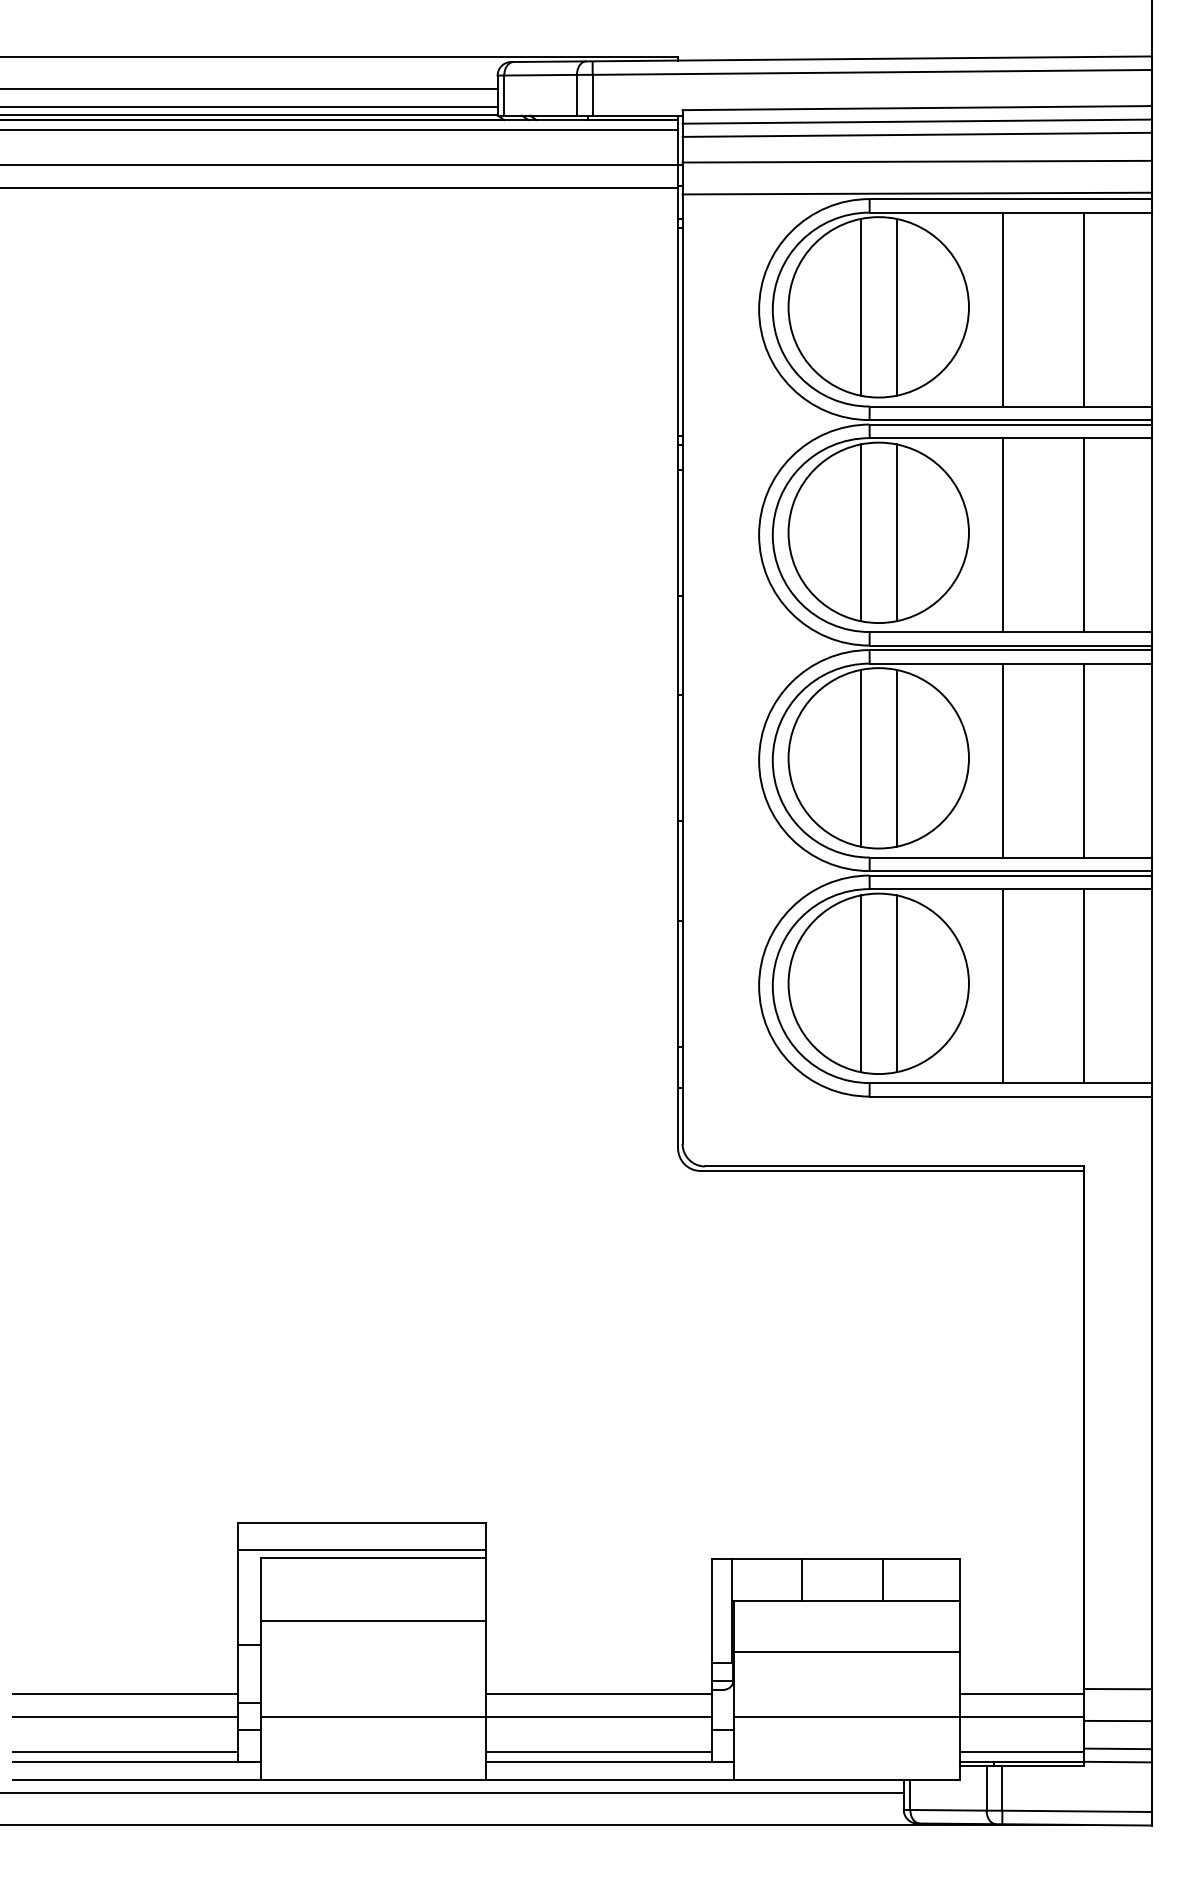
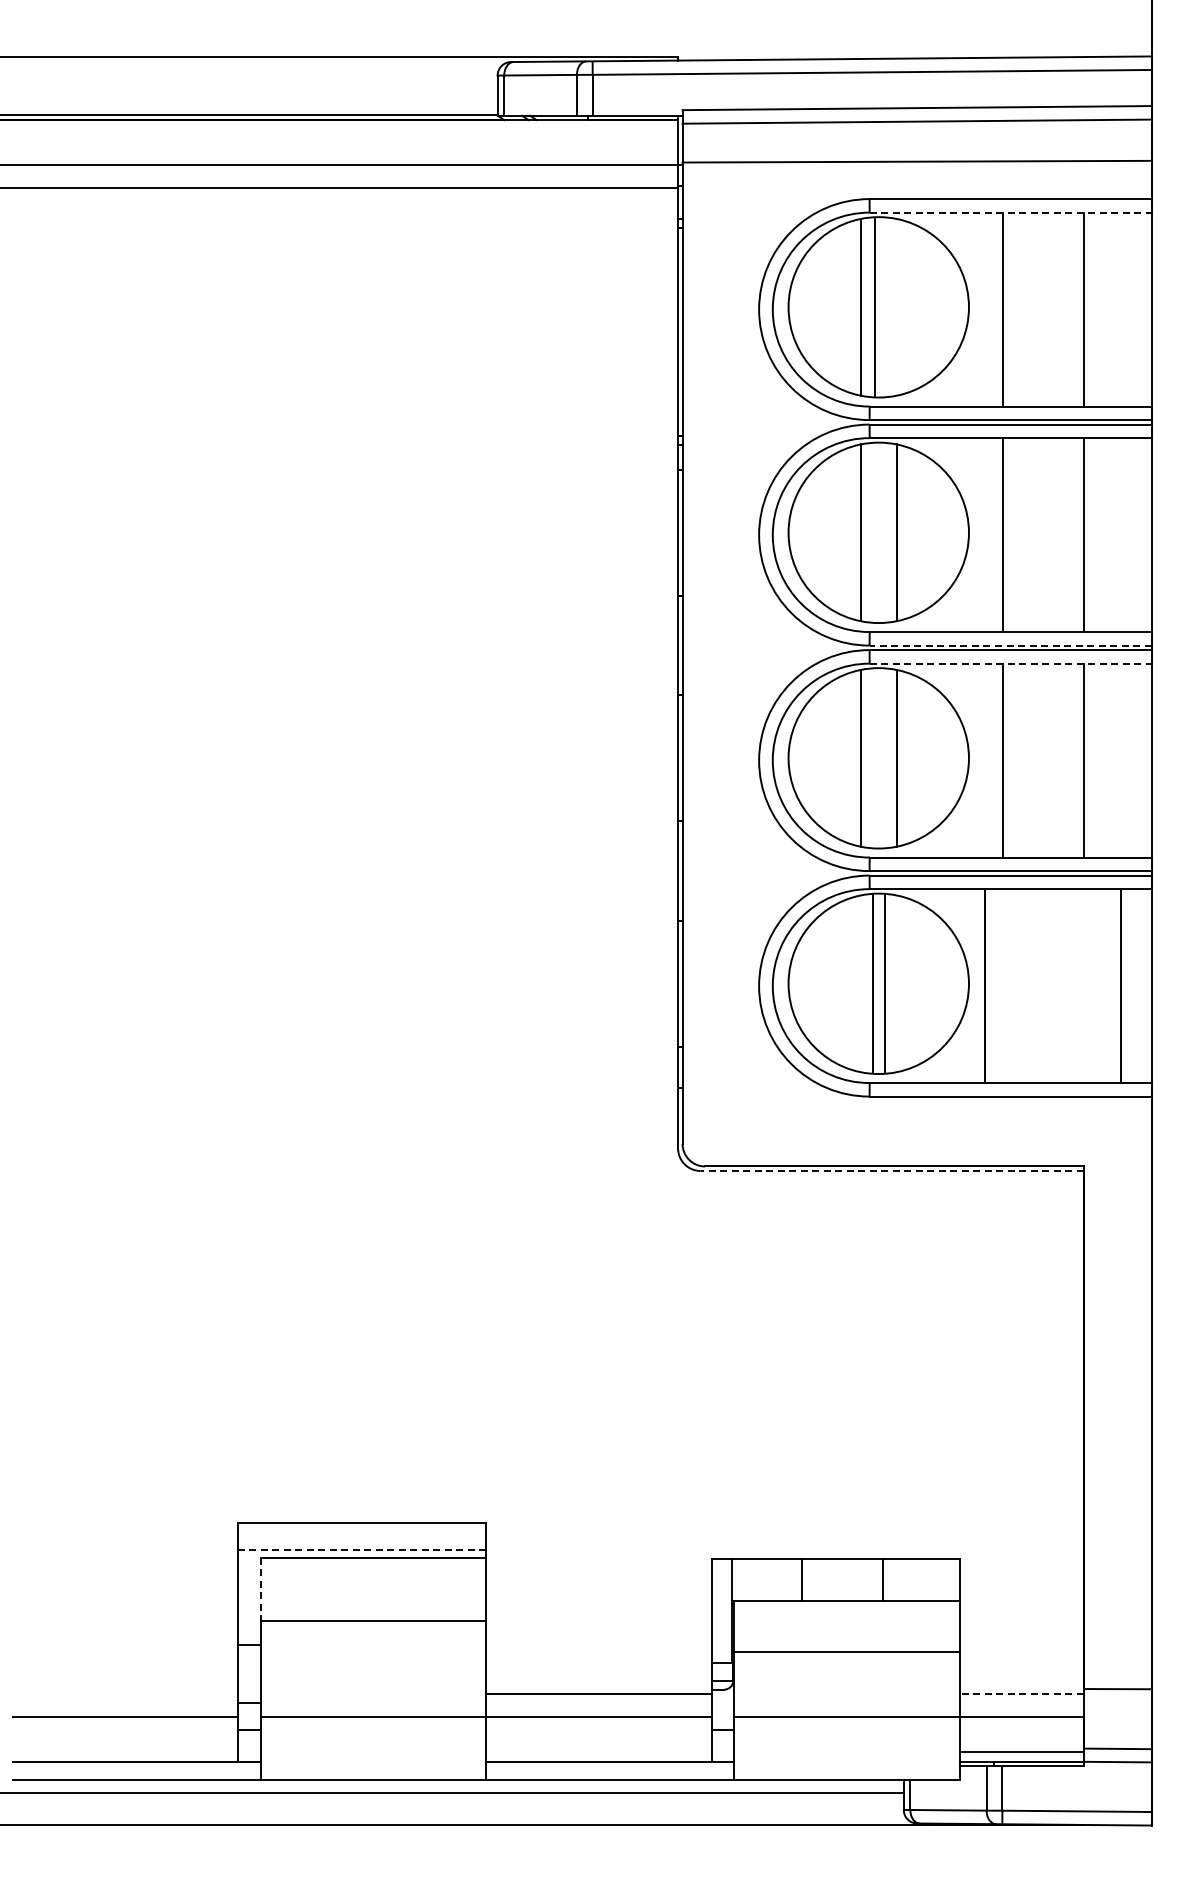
line: present -> none (249, 89)
line: present -> none (249, 106)
line: present -> none (340, 129)
line: present -> none (916, 134)
line: present -> none (916, 193)
line: solid -> dashed (1010, 212)
line position: (896, 306) -> (874, 306) (874, 306)
line: solid -> dashed (1010, 645)
line: solid -> dashed (1010, 663)
line position: (860, 983) -> (872, 983) (872, 983)
line position: (896, 983) -> (884, 983) (884, 983)
line position: (1002, 986) -> (984, 986) (984, 986)
line position: (1083, 986) -> (1120, 986) (1120, 986)
line: solid -> dashed (892, 1171)
line: solid -> dashed (361, 1549)
line: solid -> dashed (260, 1589)
line: present -> none (125, 1694)
line: solid -> dashed (1021, 1694)
line: present -> none (1117, 1720)
line: present -> none (125, 1752)
line: present -> none (598, 1752)
